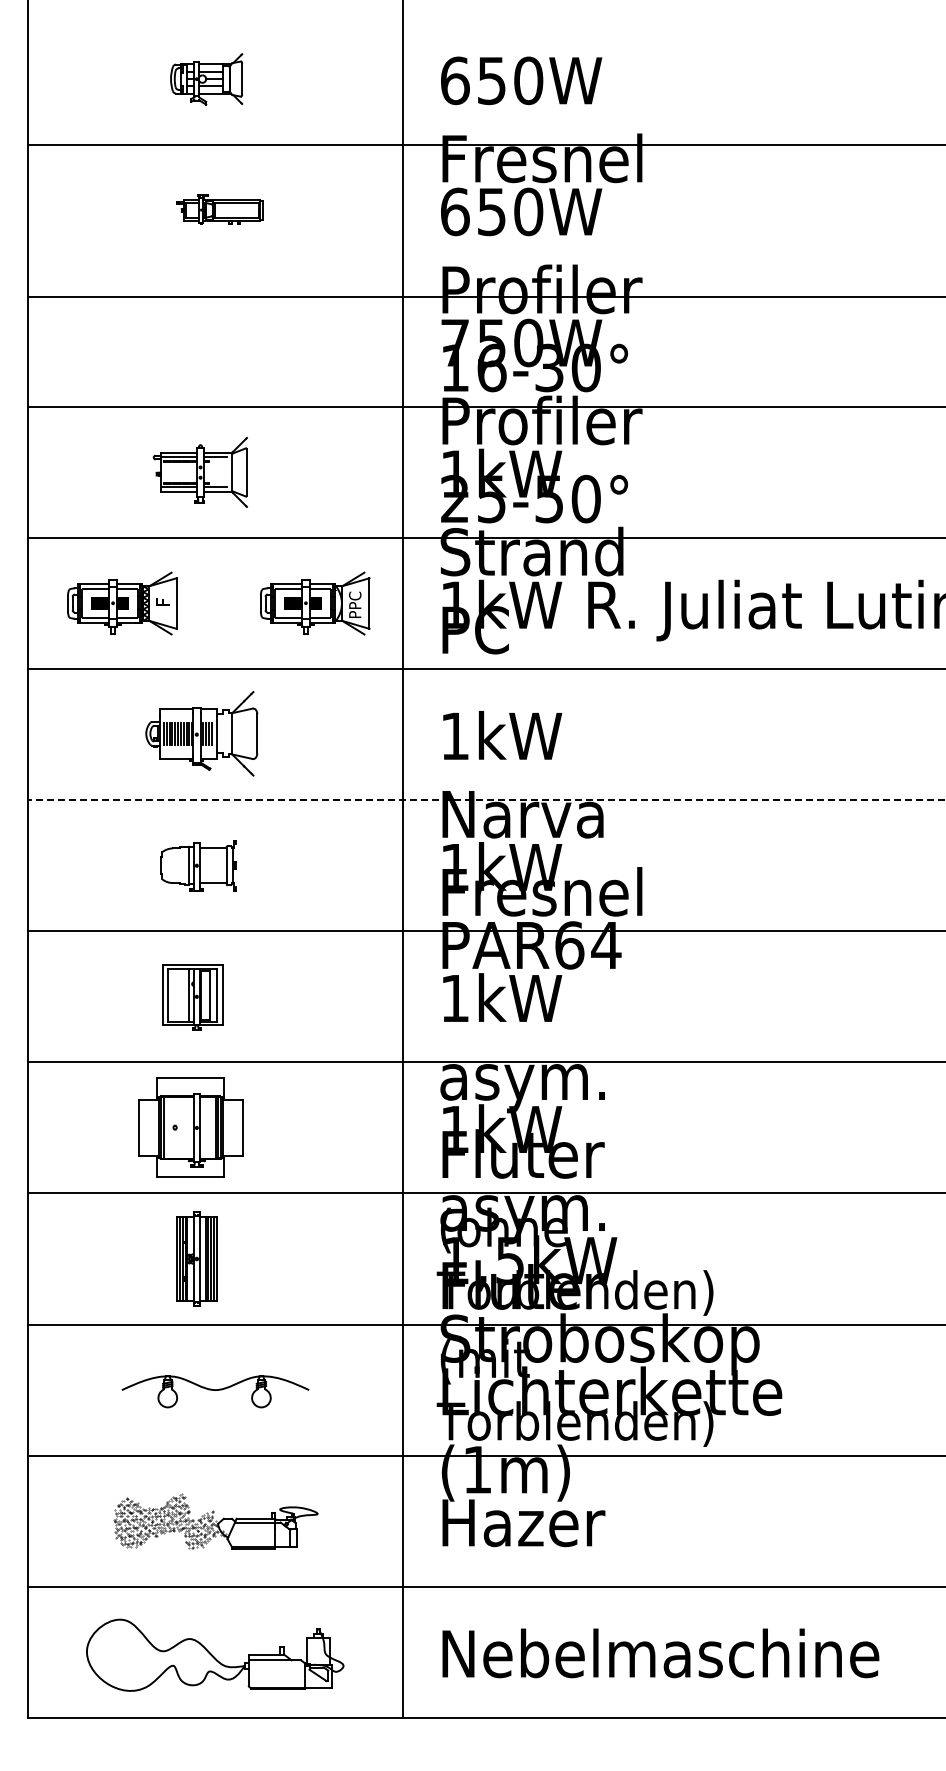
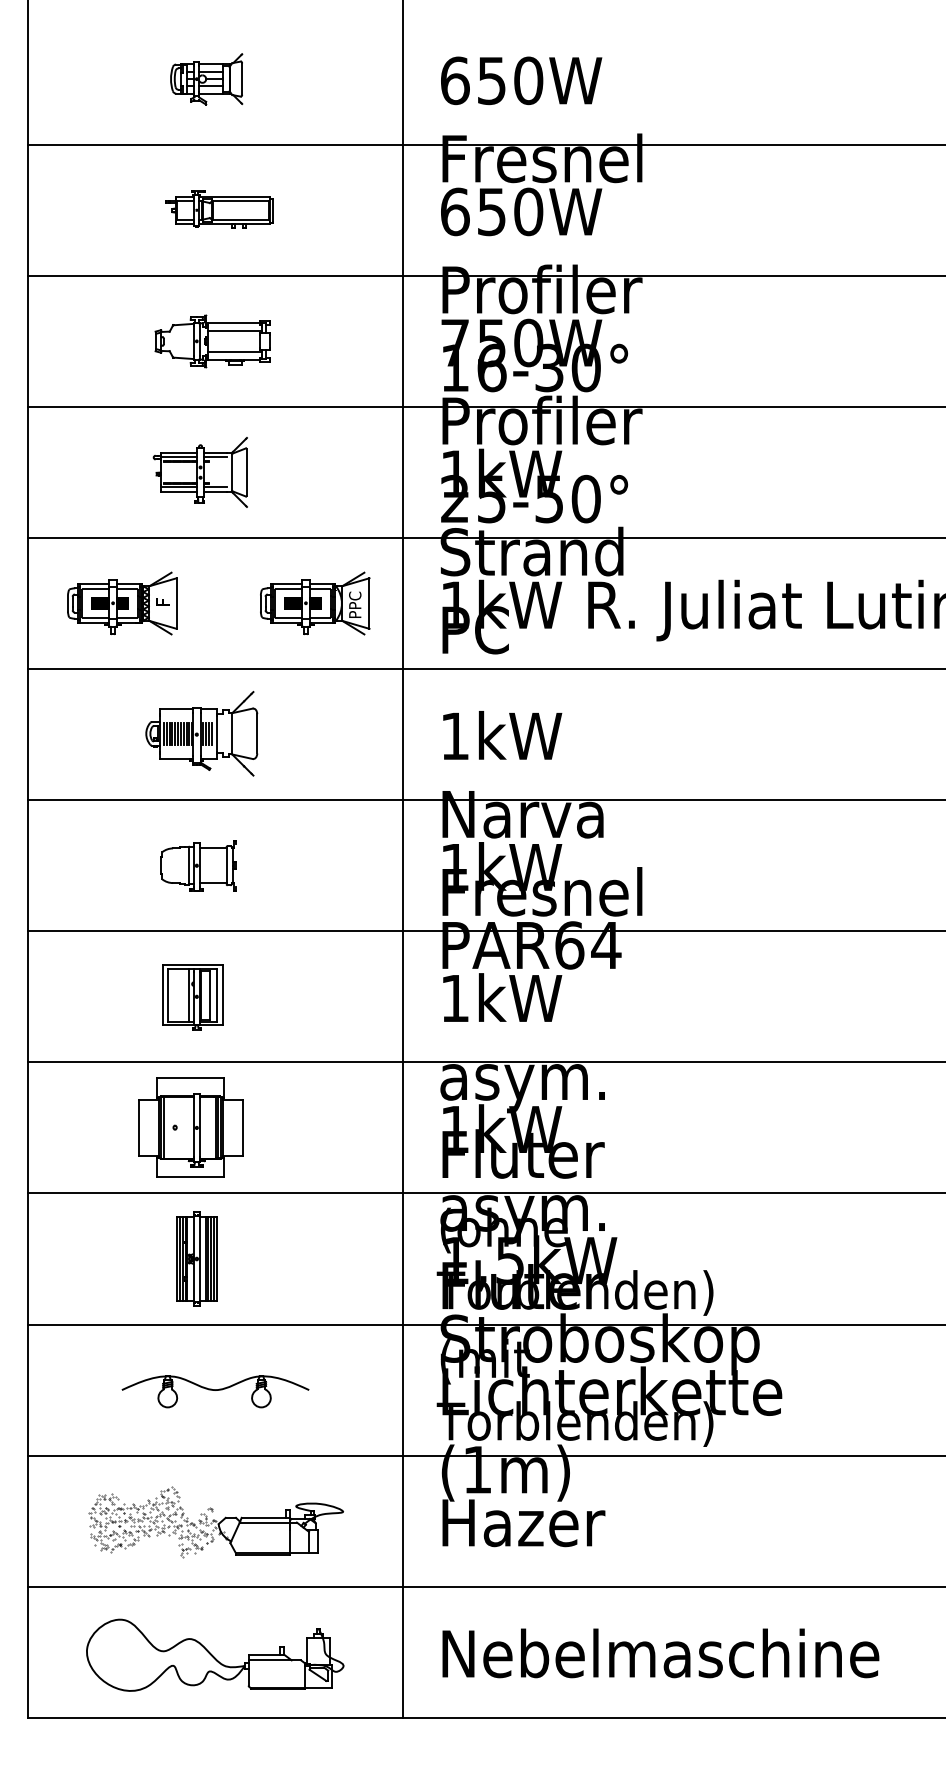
part size: 88x31 px -> 109x39 px (219, 209)
line position: (485, 296) -> (485, 275) (485, 275)
part: none -> present (212, 341)
line: dashed -> solid (486, 800)
part size: 206x57 px -> 256x73 px (215, 1522)
